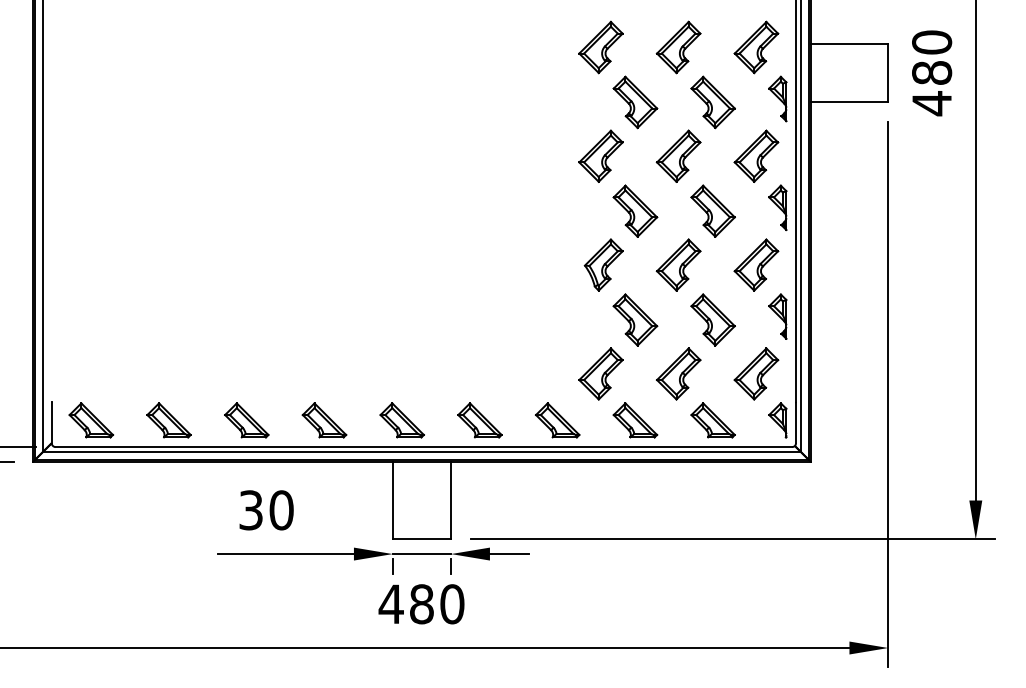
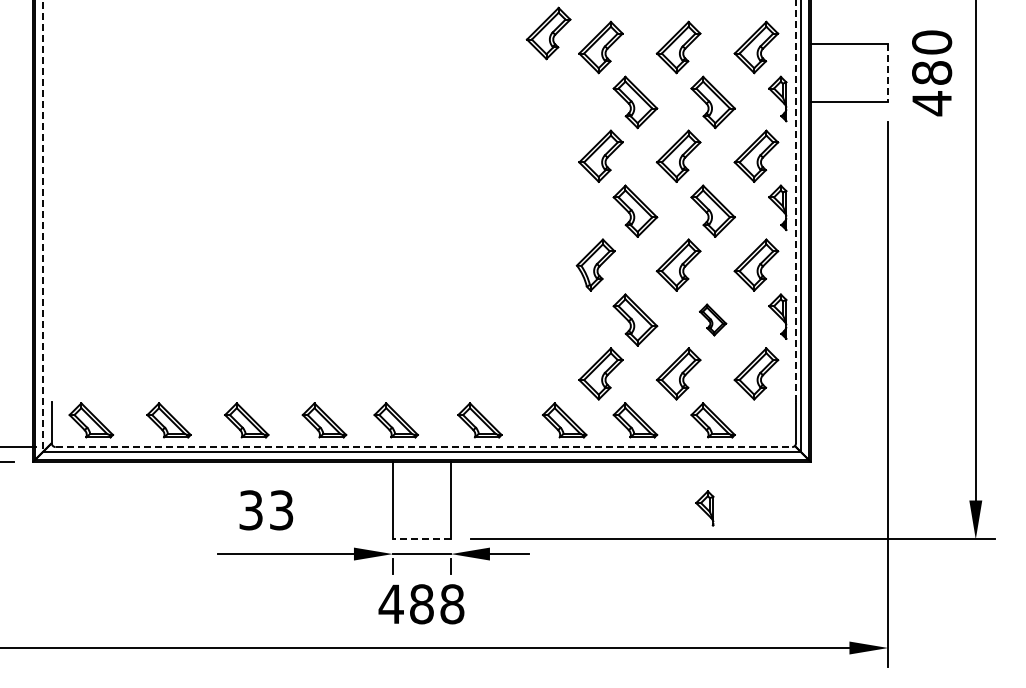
part: none -> present (548, 33)
line: solid -> dashed (888, 73)
line: solid -> dashed (796, 201)
line: solid -> dashed (43, 225)
part position: (603, 264) -> (595, 264) (595, 264)
part size: 46x54 px -> 29x34 px (713, 319)
part position: (401, 420) -> (395, 420) (395, 420)
part position: (557, 420) -> (564, 420) (564, 420)
part position: (777, 420) -> (704, 508) (704, 508)
line: solid -> dashed (424, 447)
text: 30 -> 33 (281, 510)
line: solid -> dashed (421, 539)
text: 480 -> 488 (452, 604)
